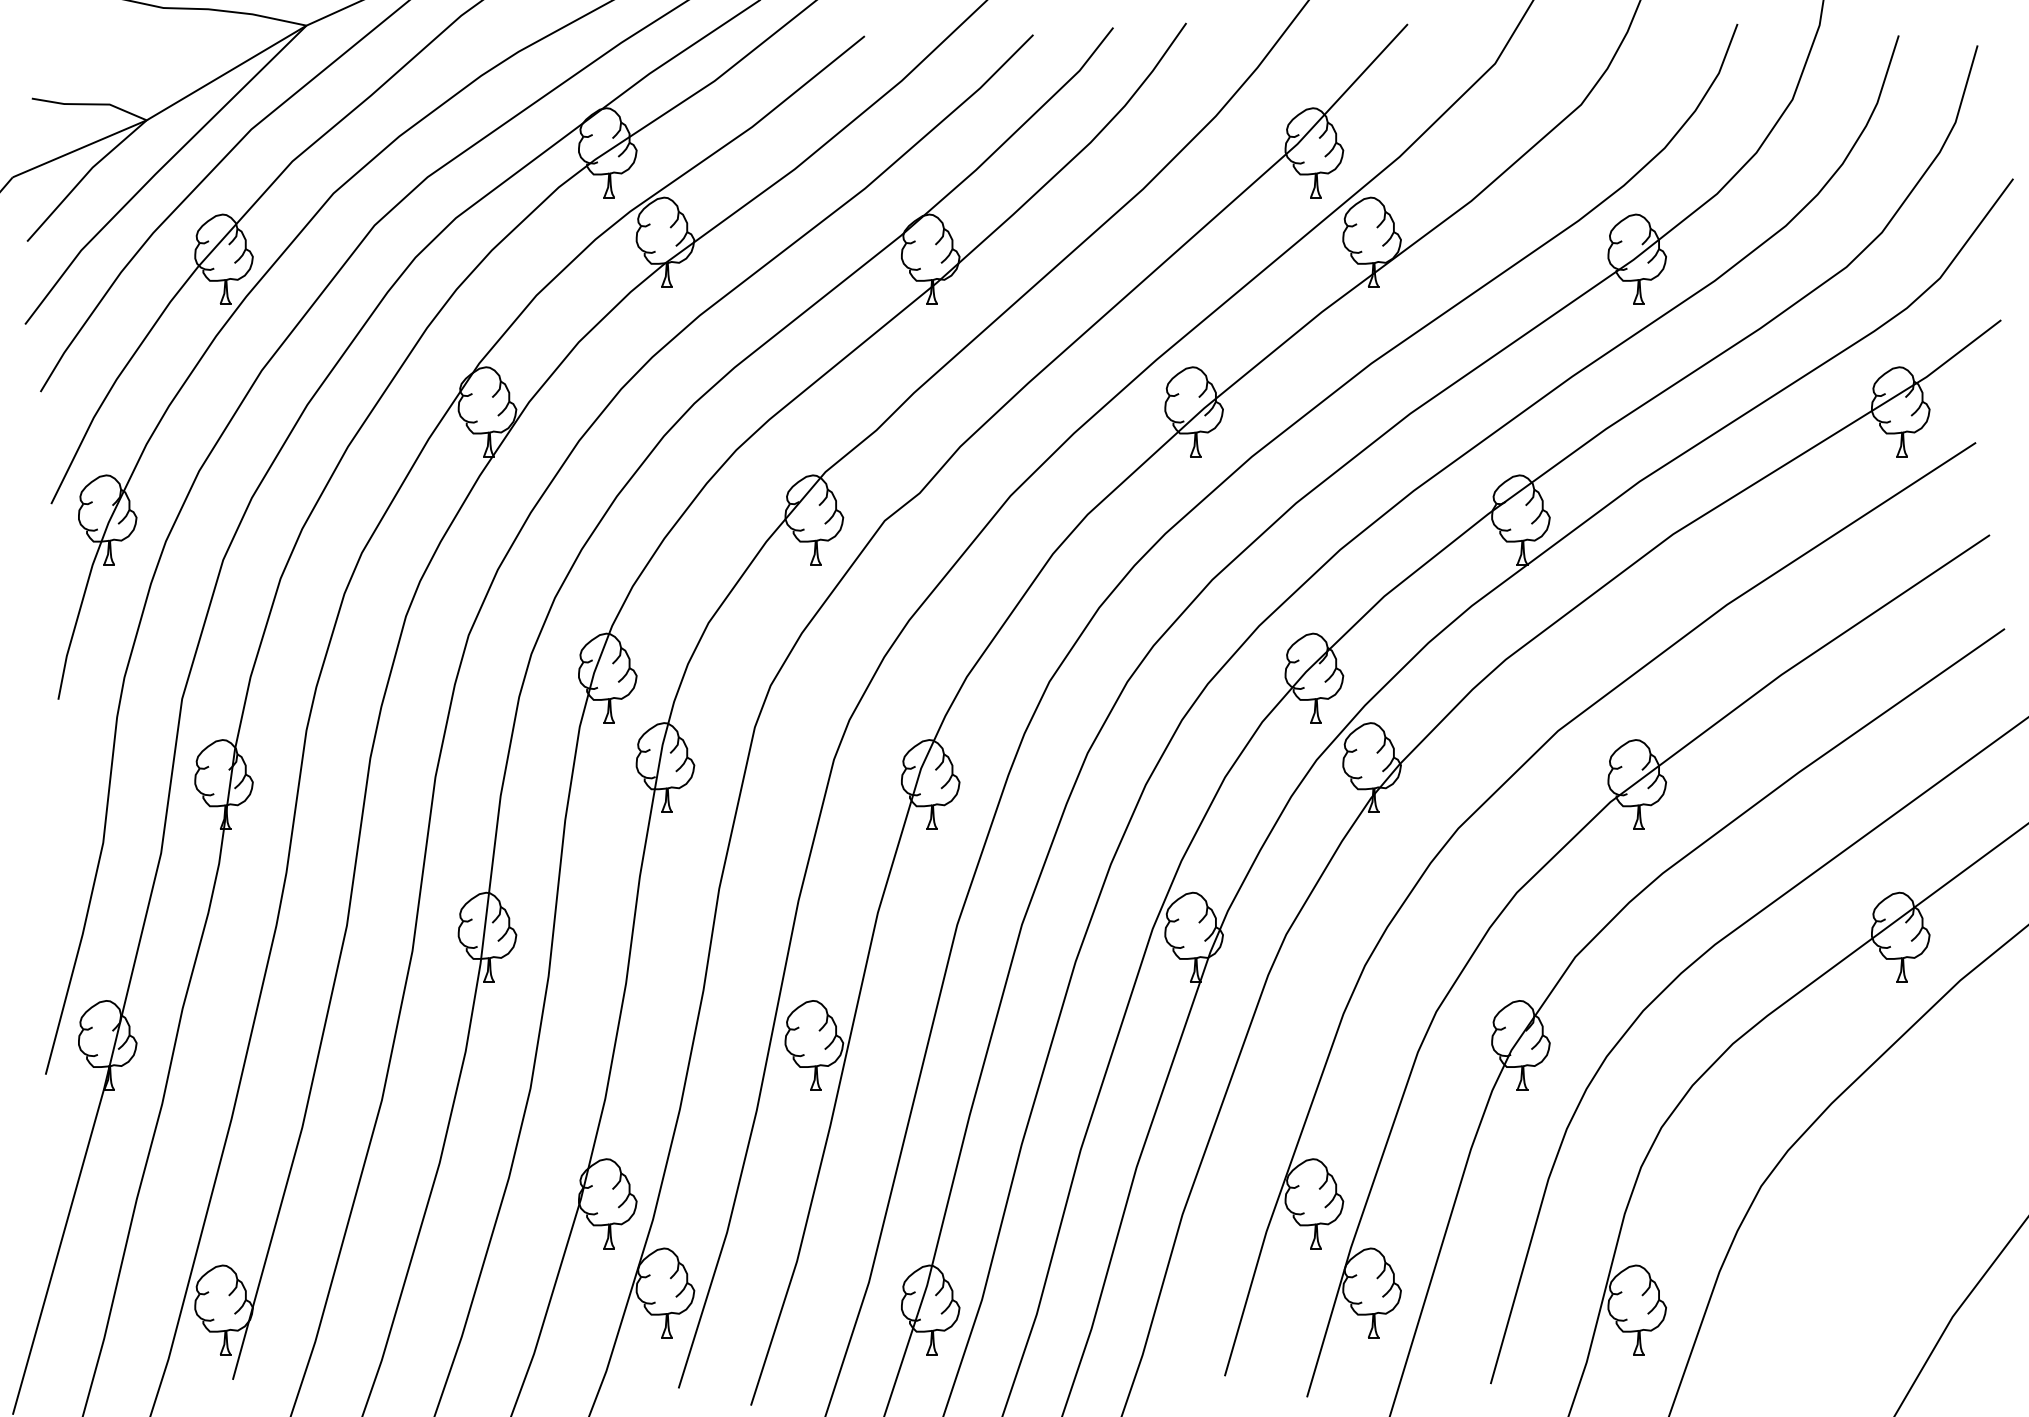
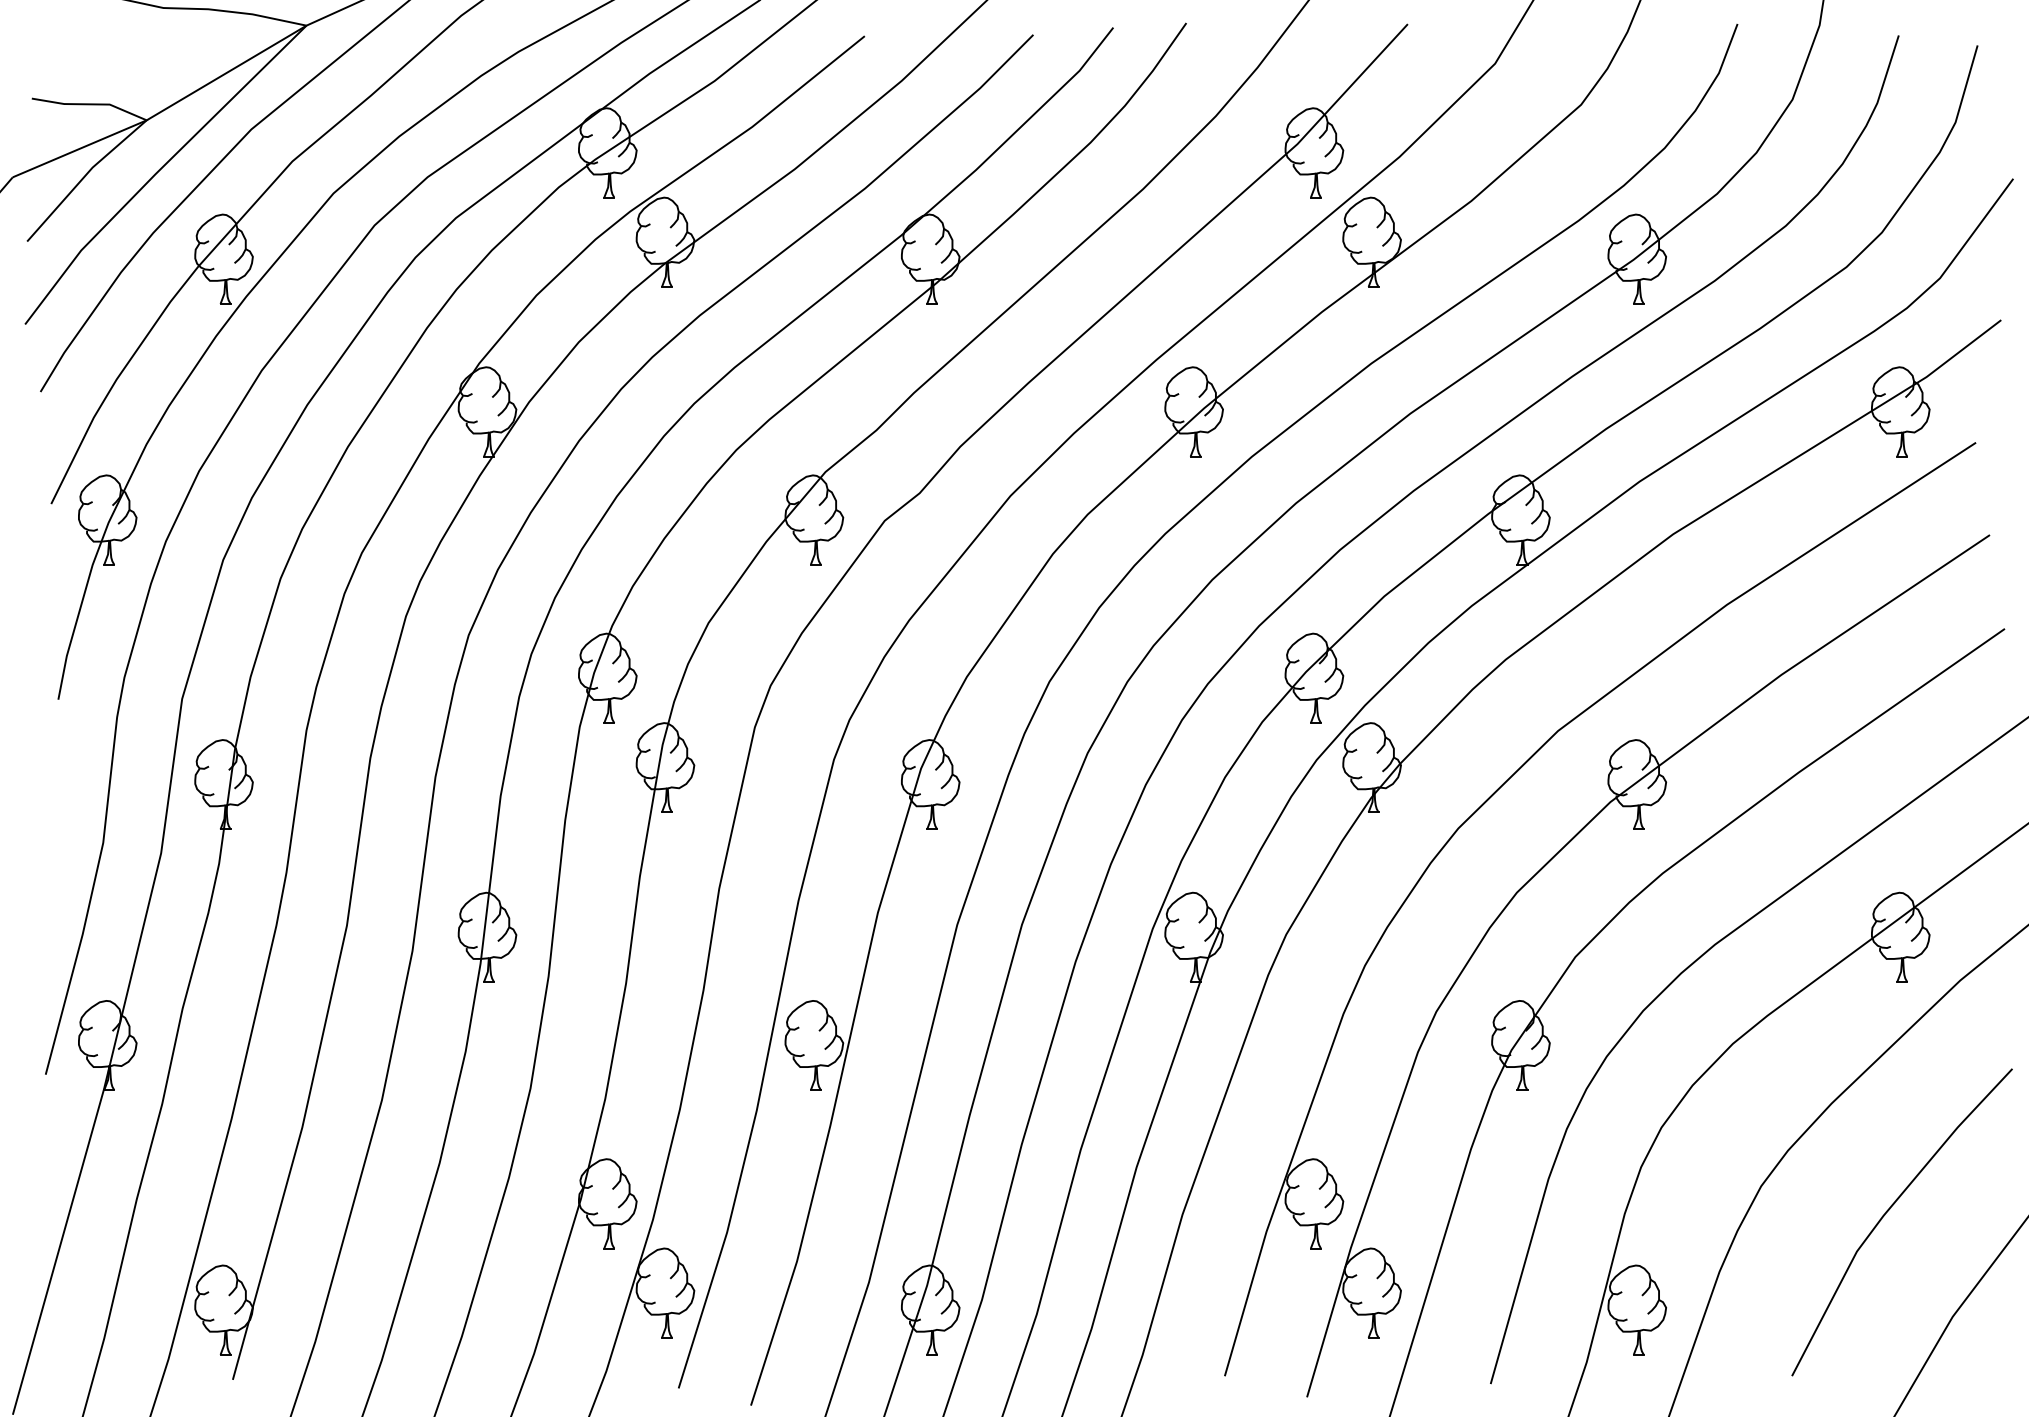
line: none -> present (1889, 1210)
